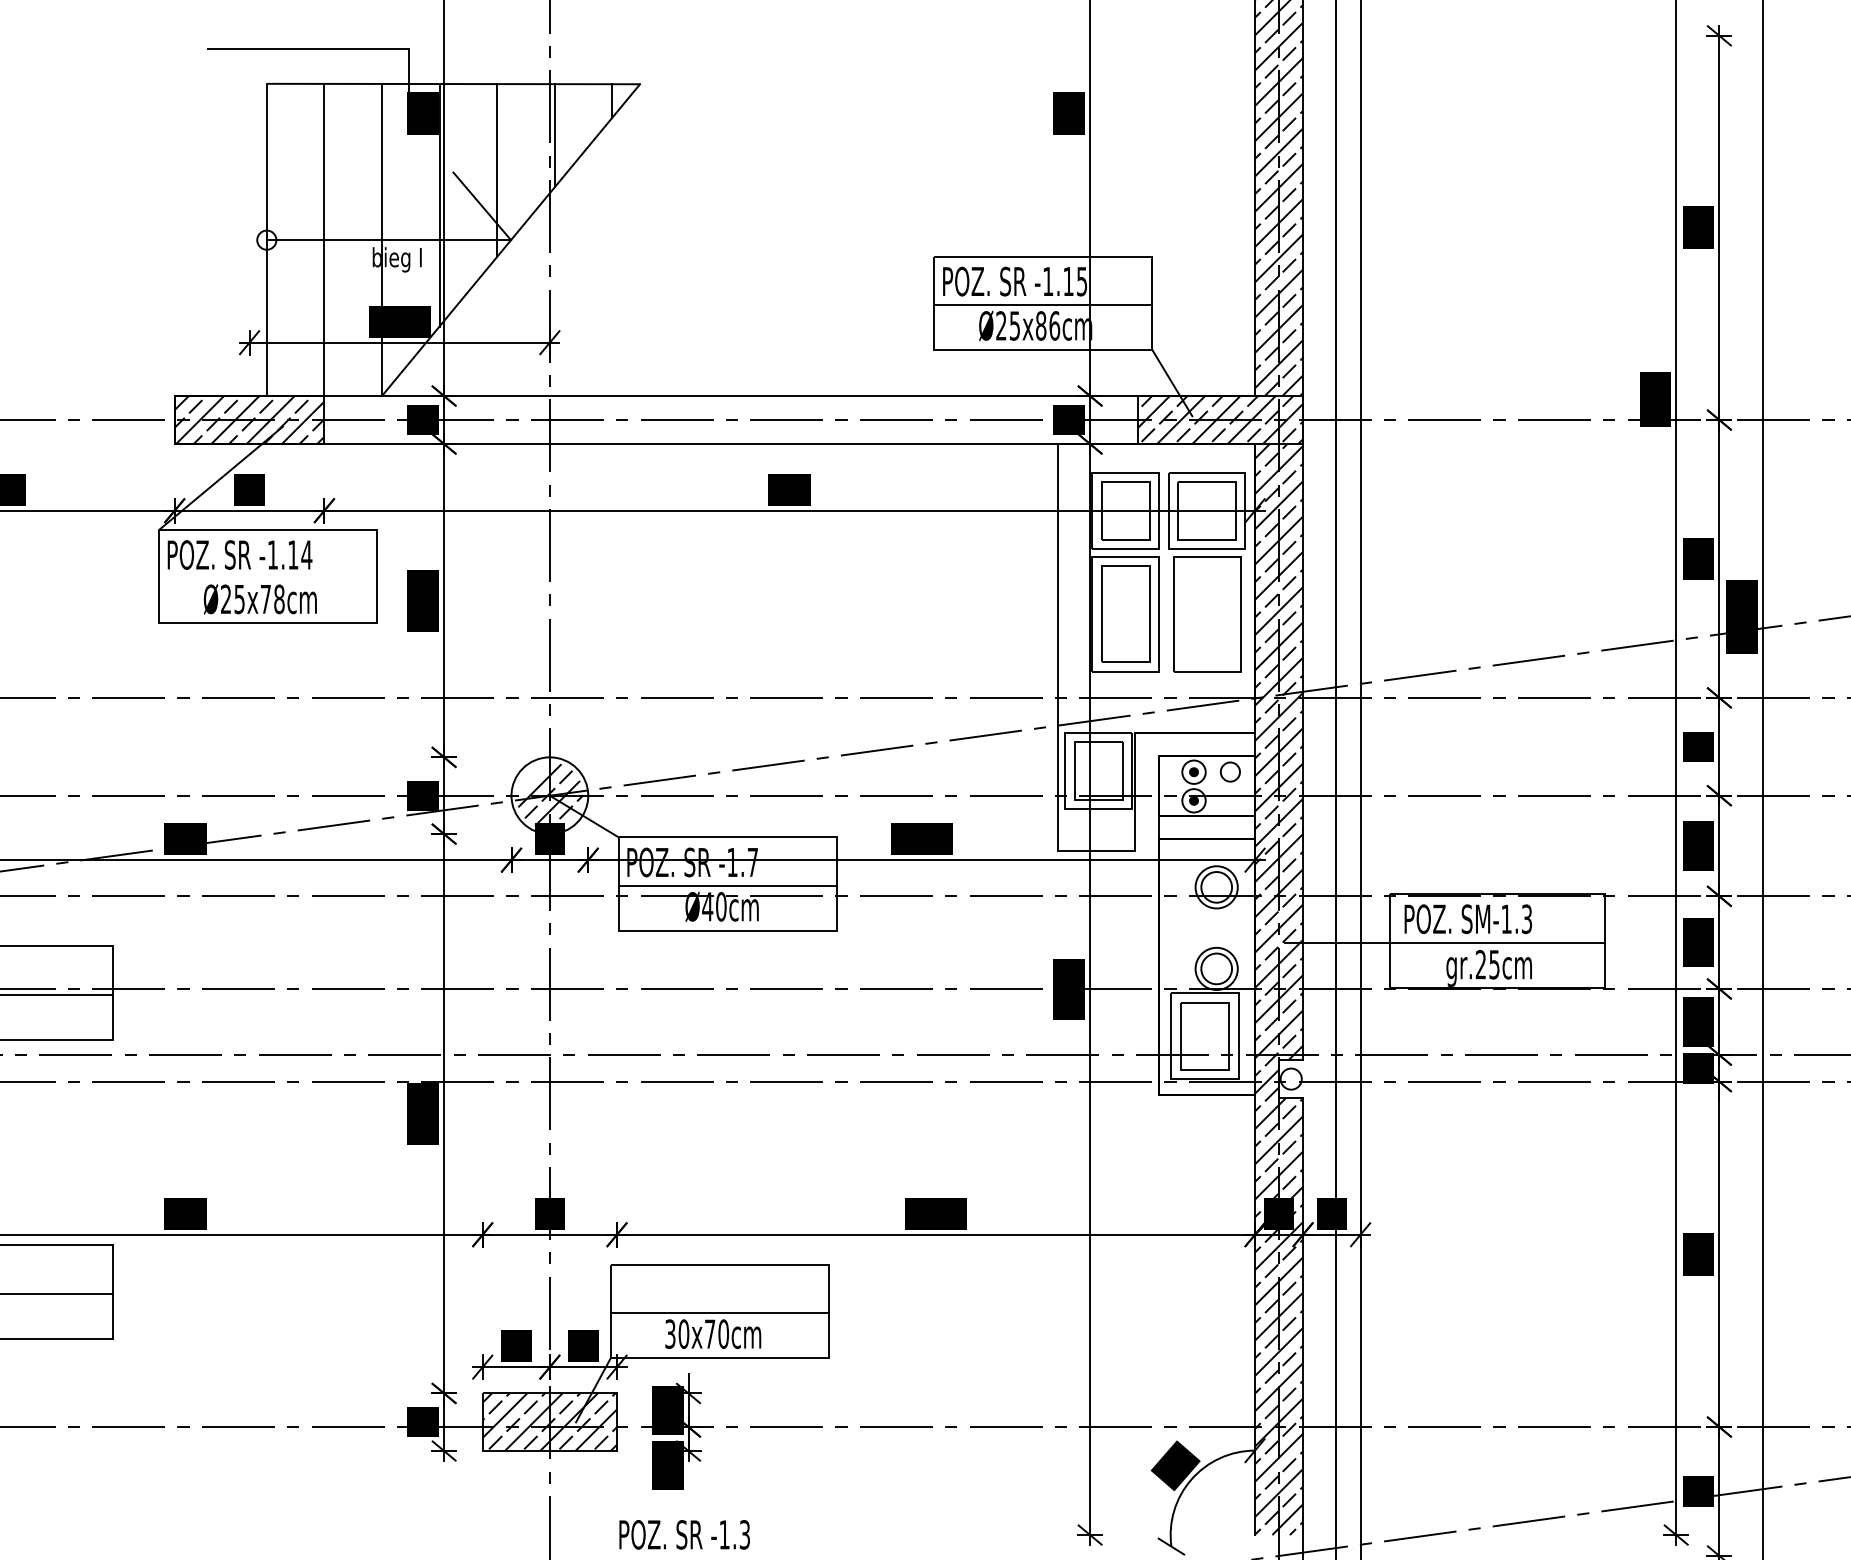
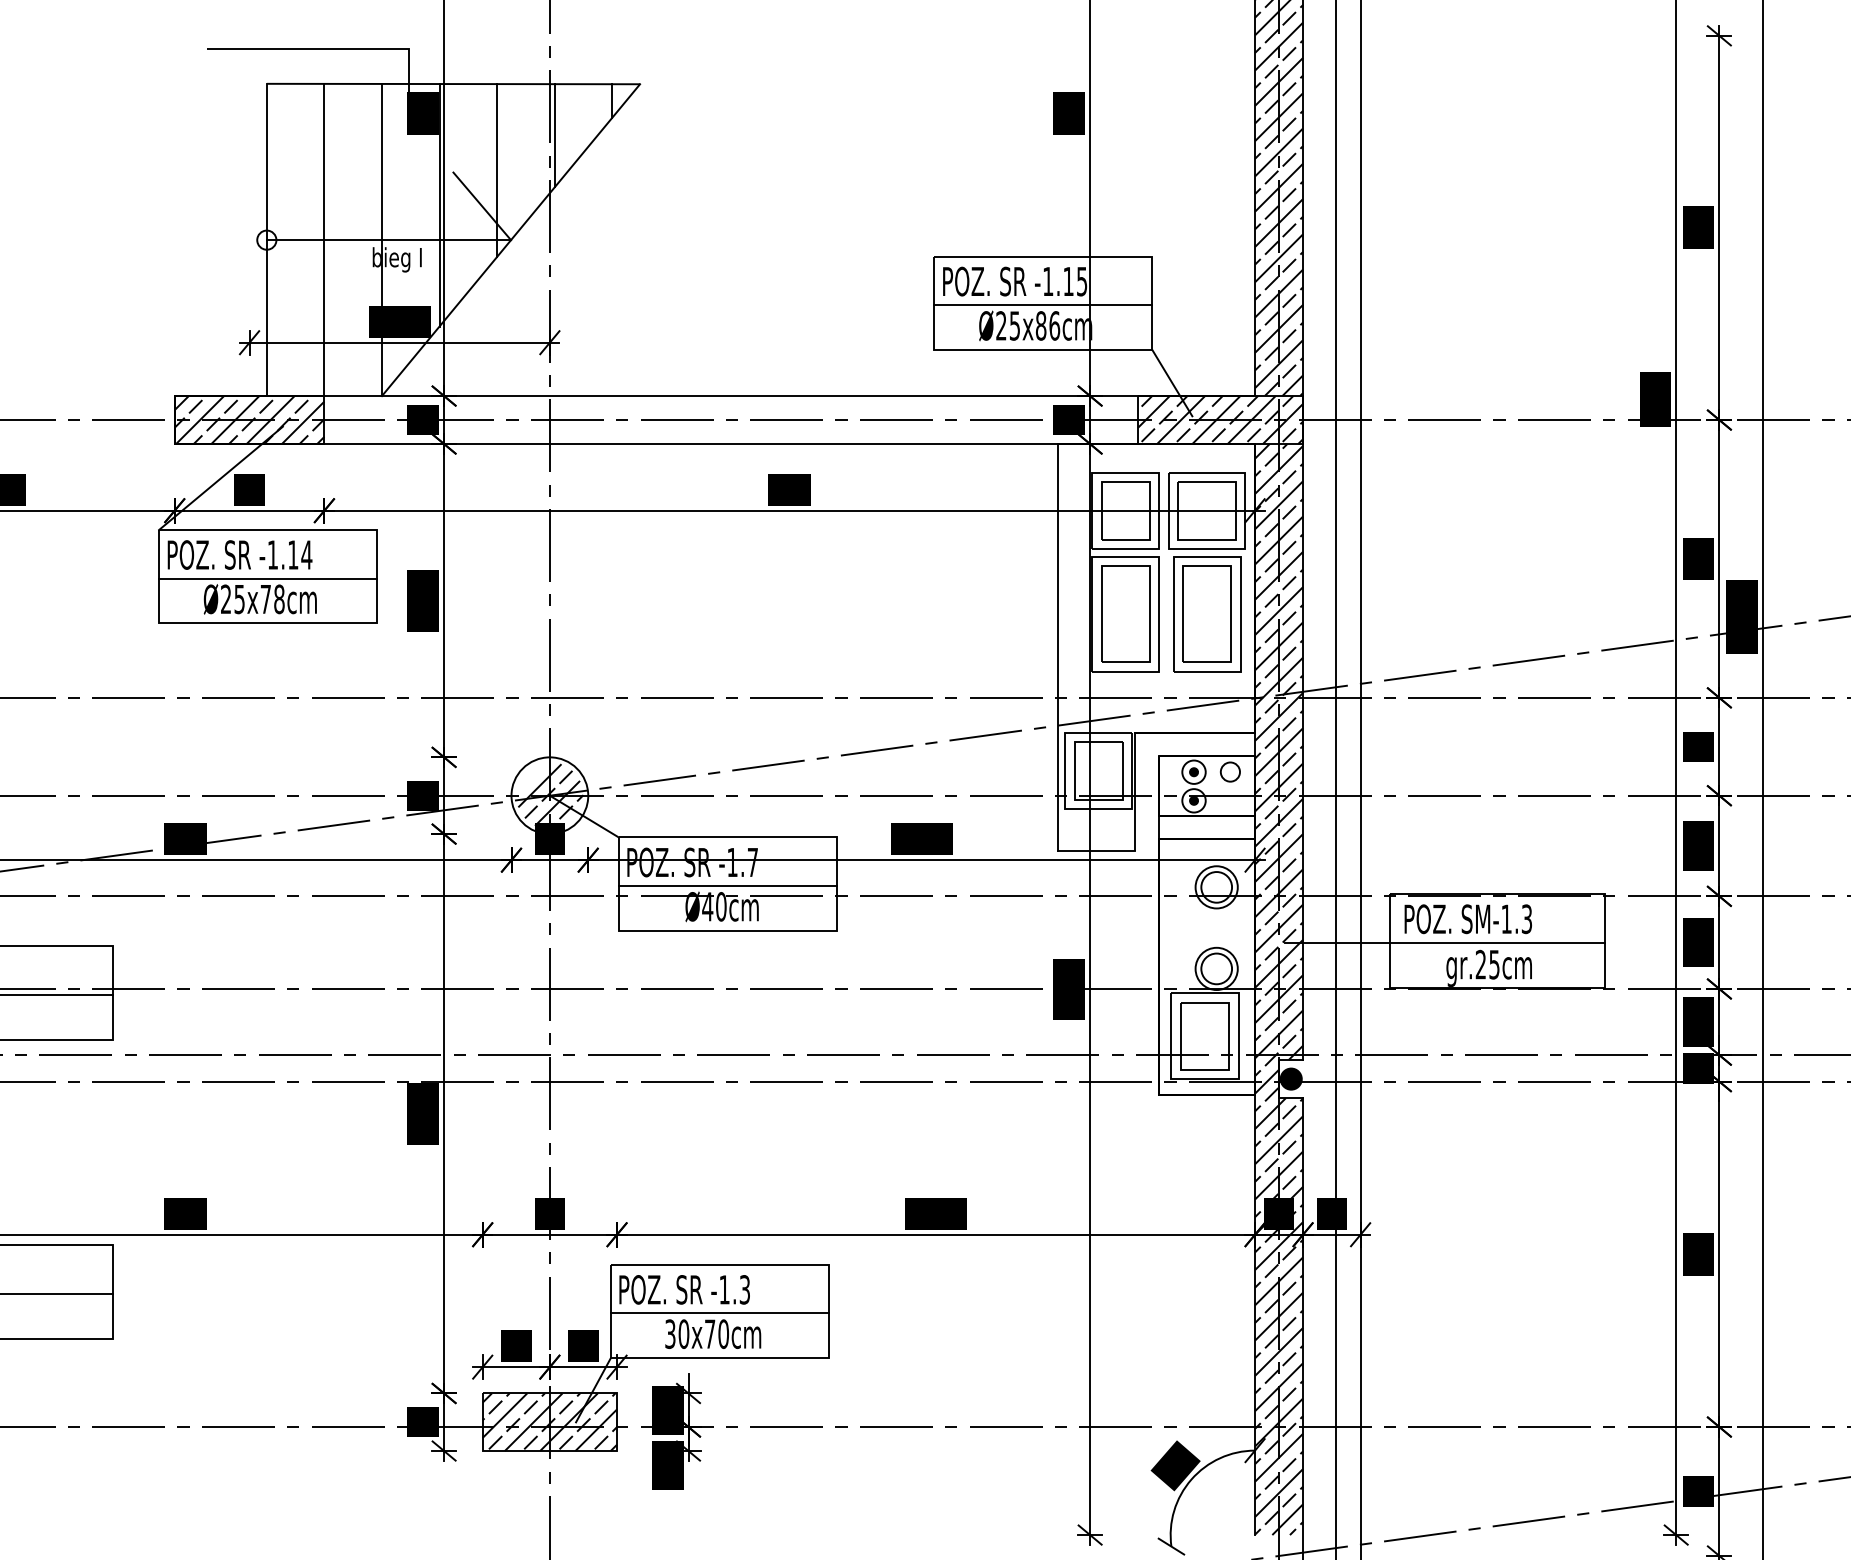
line: none -> present (268, 578)
part: none -> present (1206, 613)
fill: none -> present (1290, 1078)
text position: (684, 1534) -> (684, 1289) (684, 1289)
